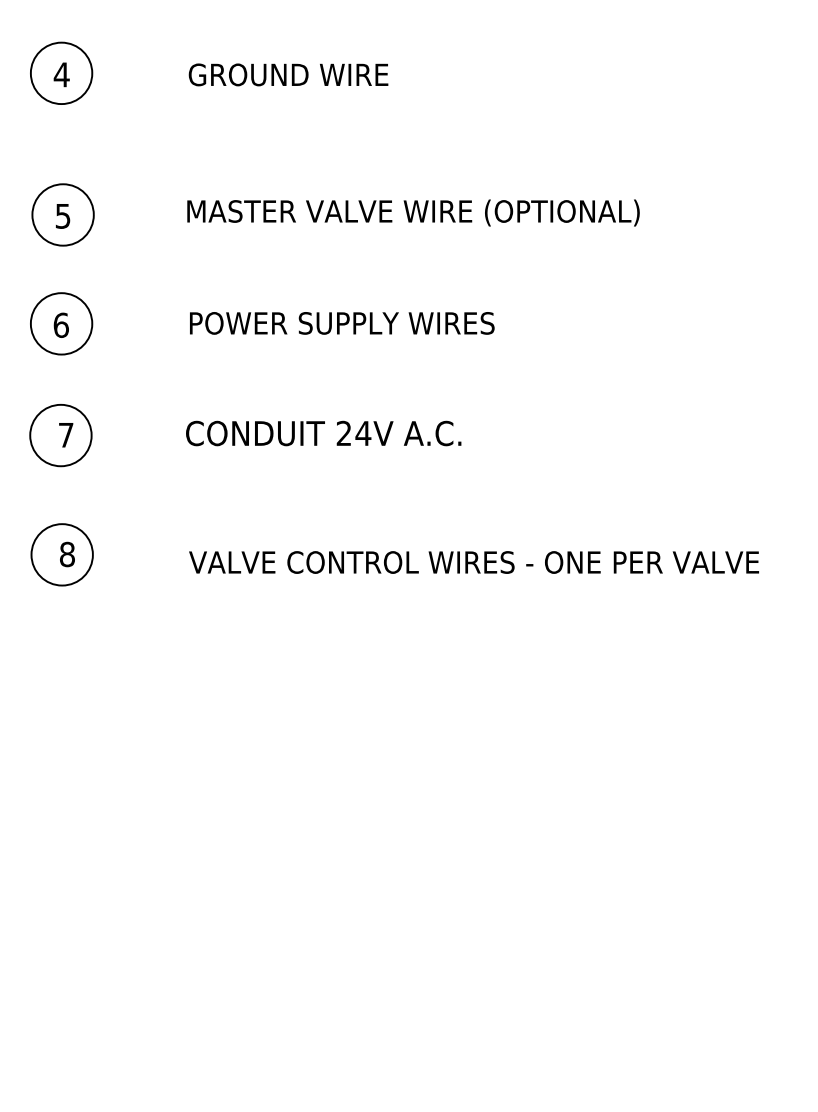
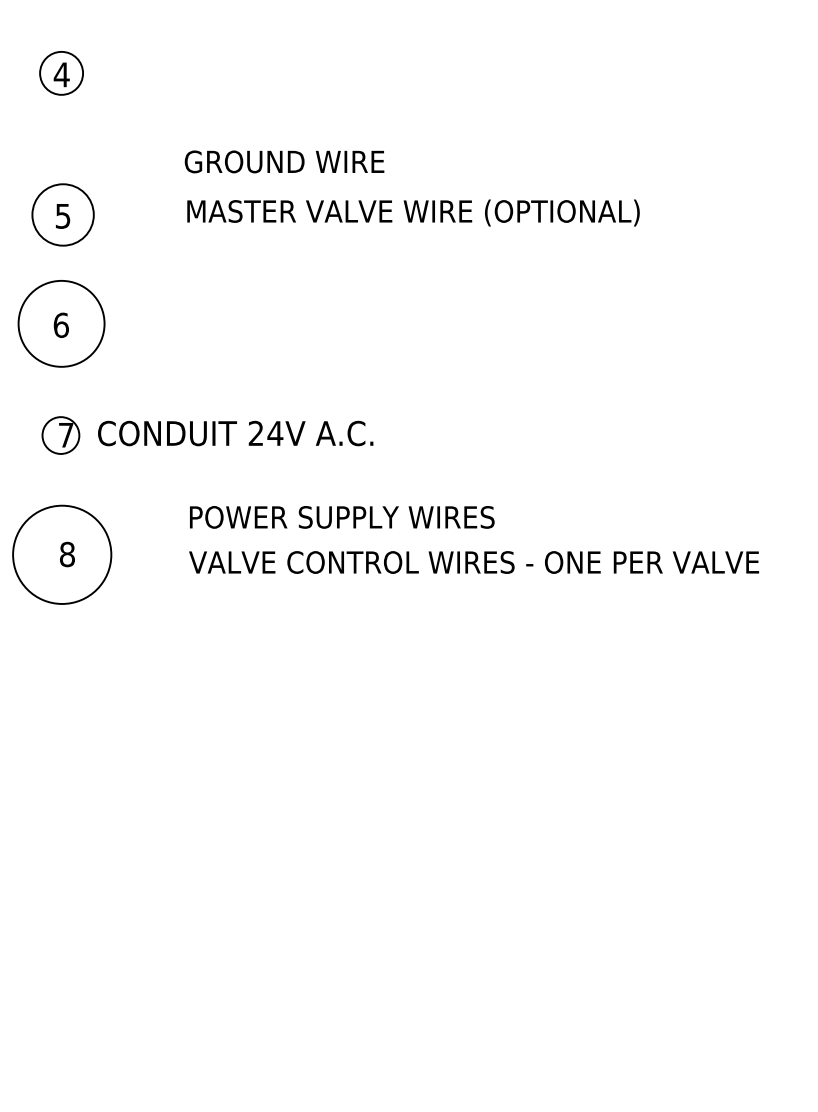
circle diameter: 61 px -> 43 px (61, 72)
text position: (288, 74) -> (284, 161) (284, 161)
circle diameter: 61 px -> 86 px (61, 323)
text position: (342, 323) -> (342, 517) (342, 517)
text position: (323, 433) -> (235, 433) (235, 433)
circle diameter: 61 px -> 37 px (60, 435)
circle diameter: 61 px -> 98 px (62, 554)
